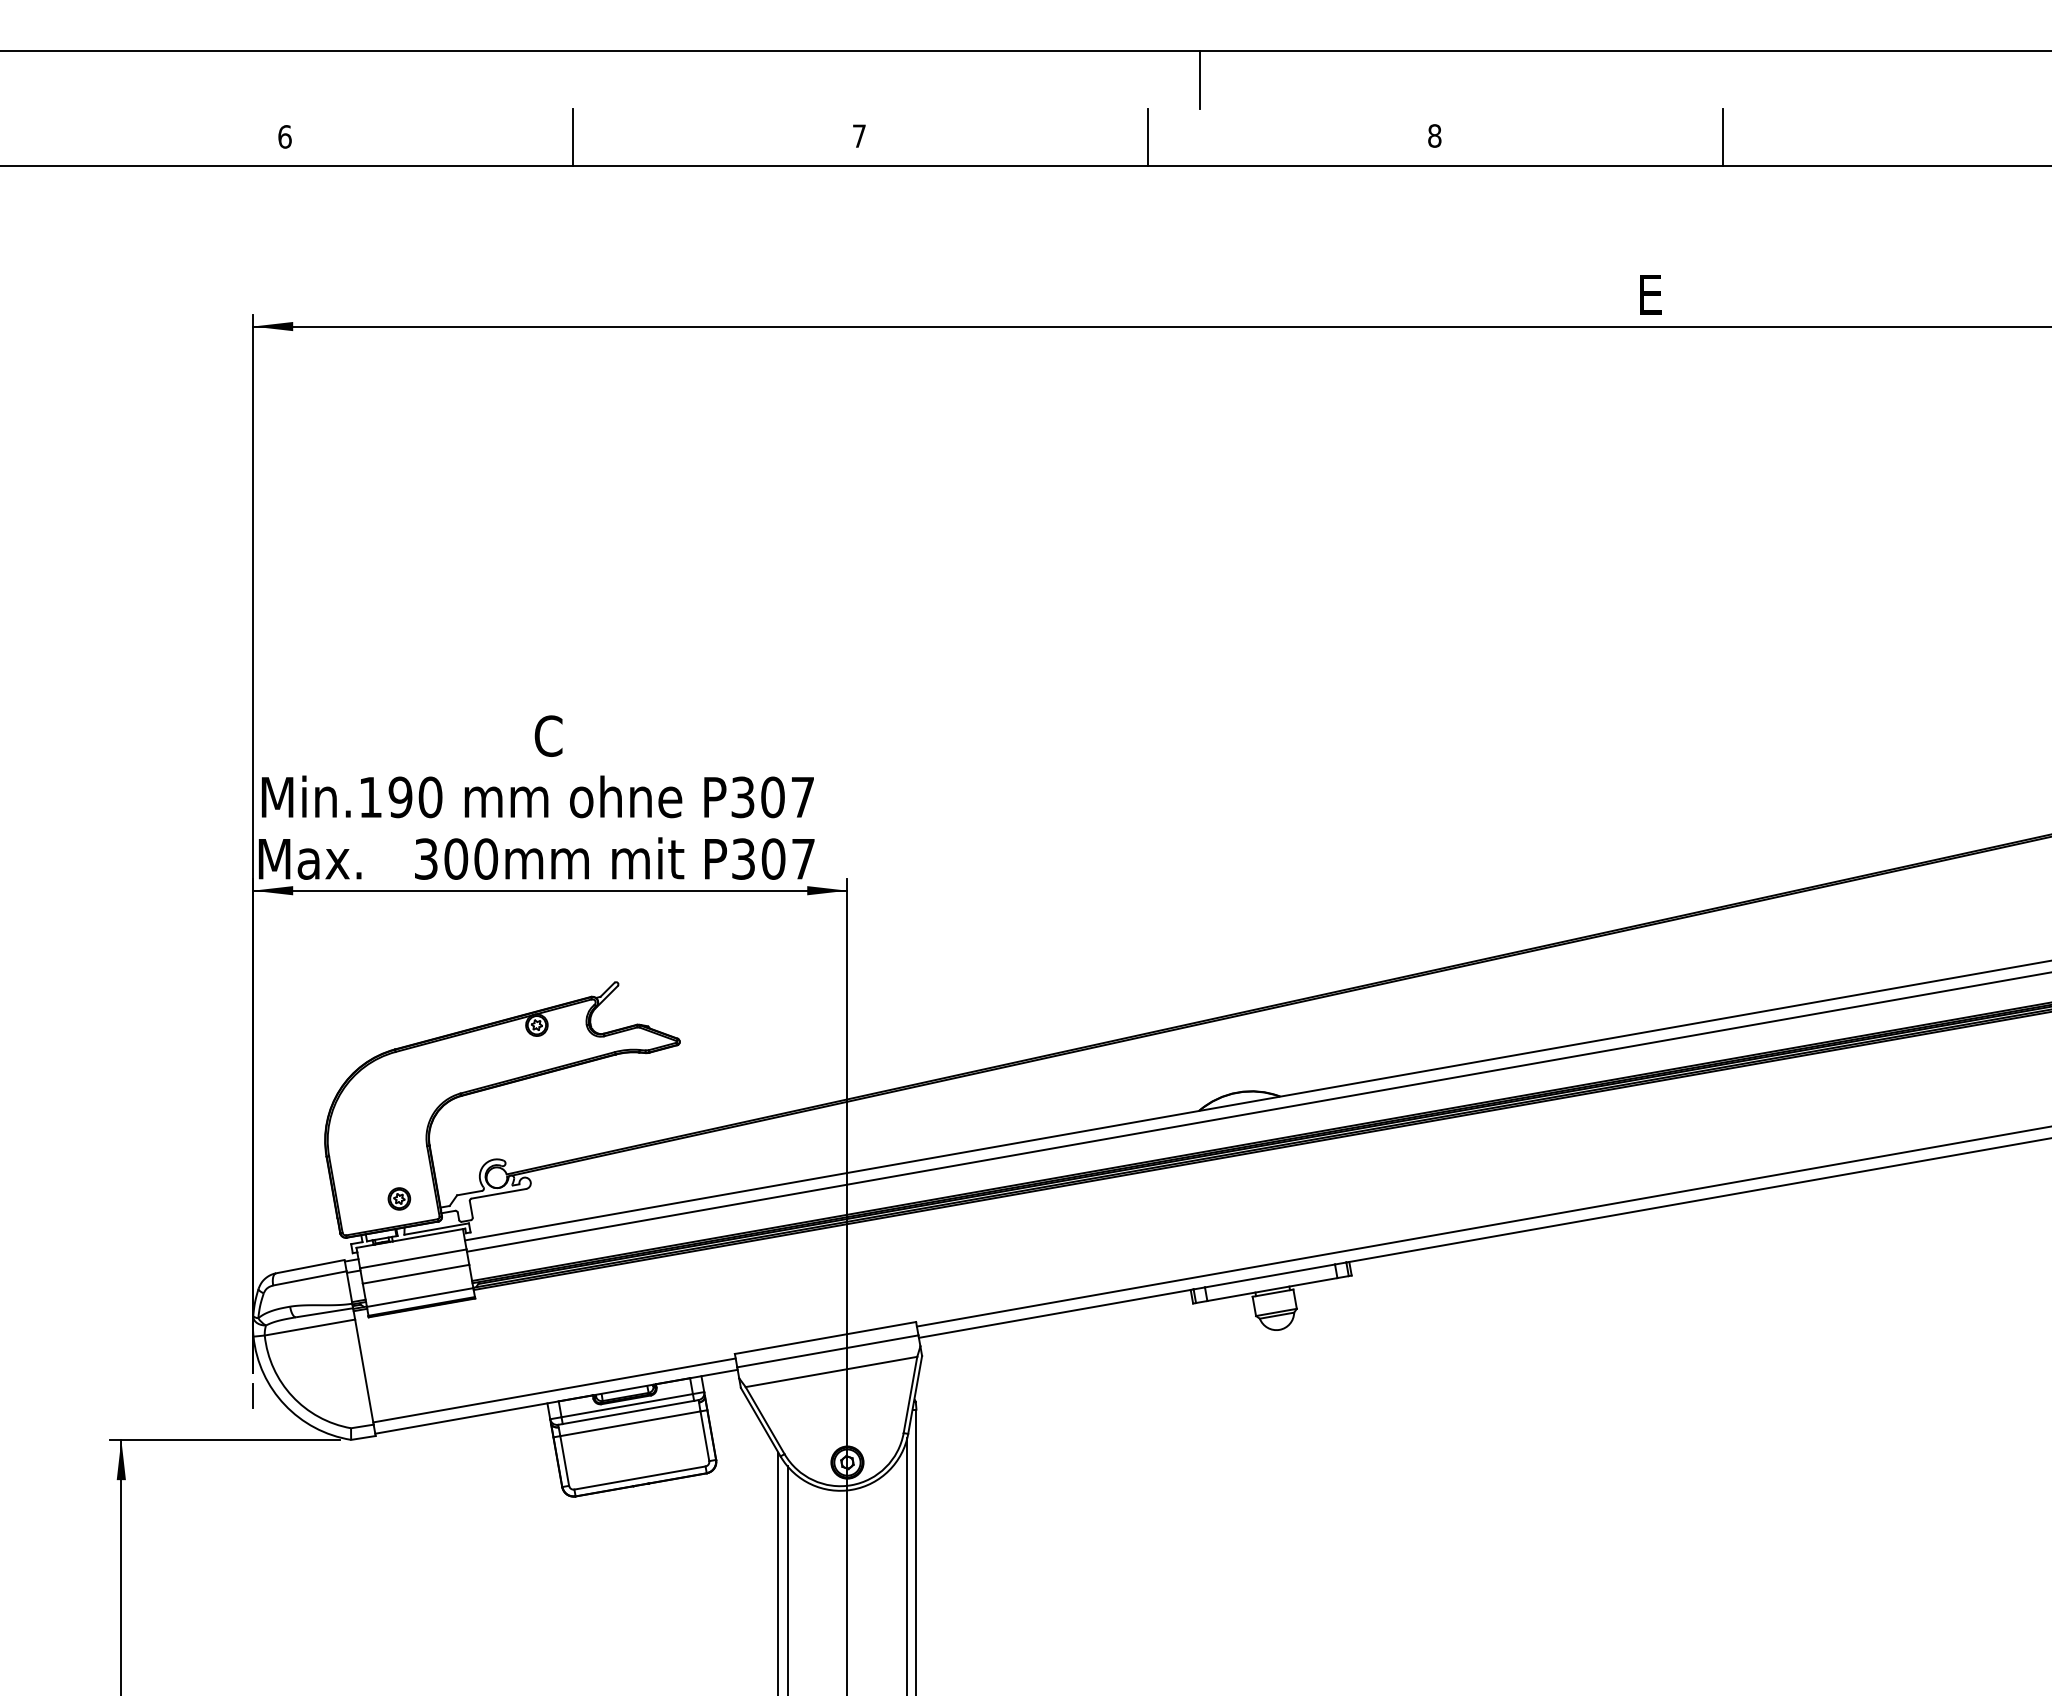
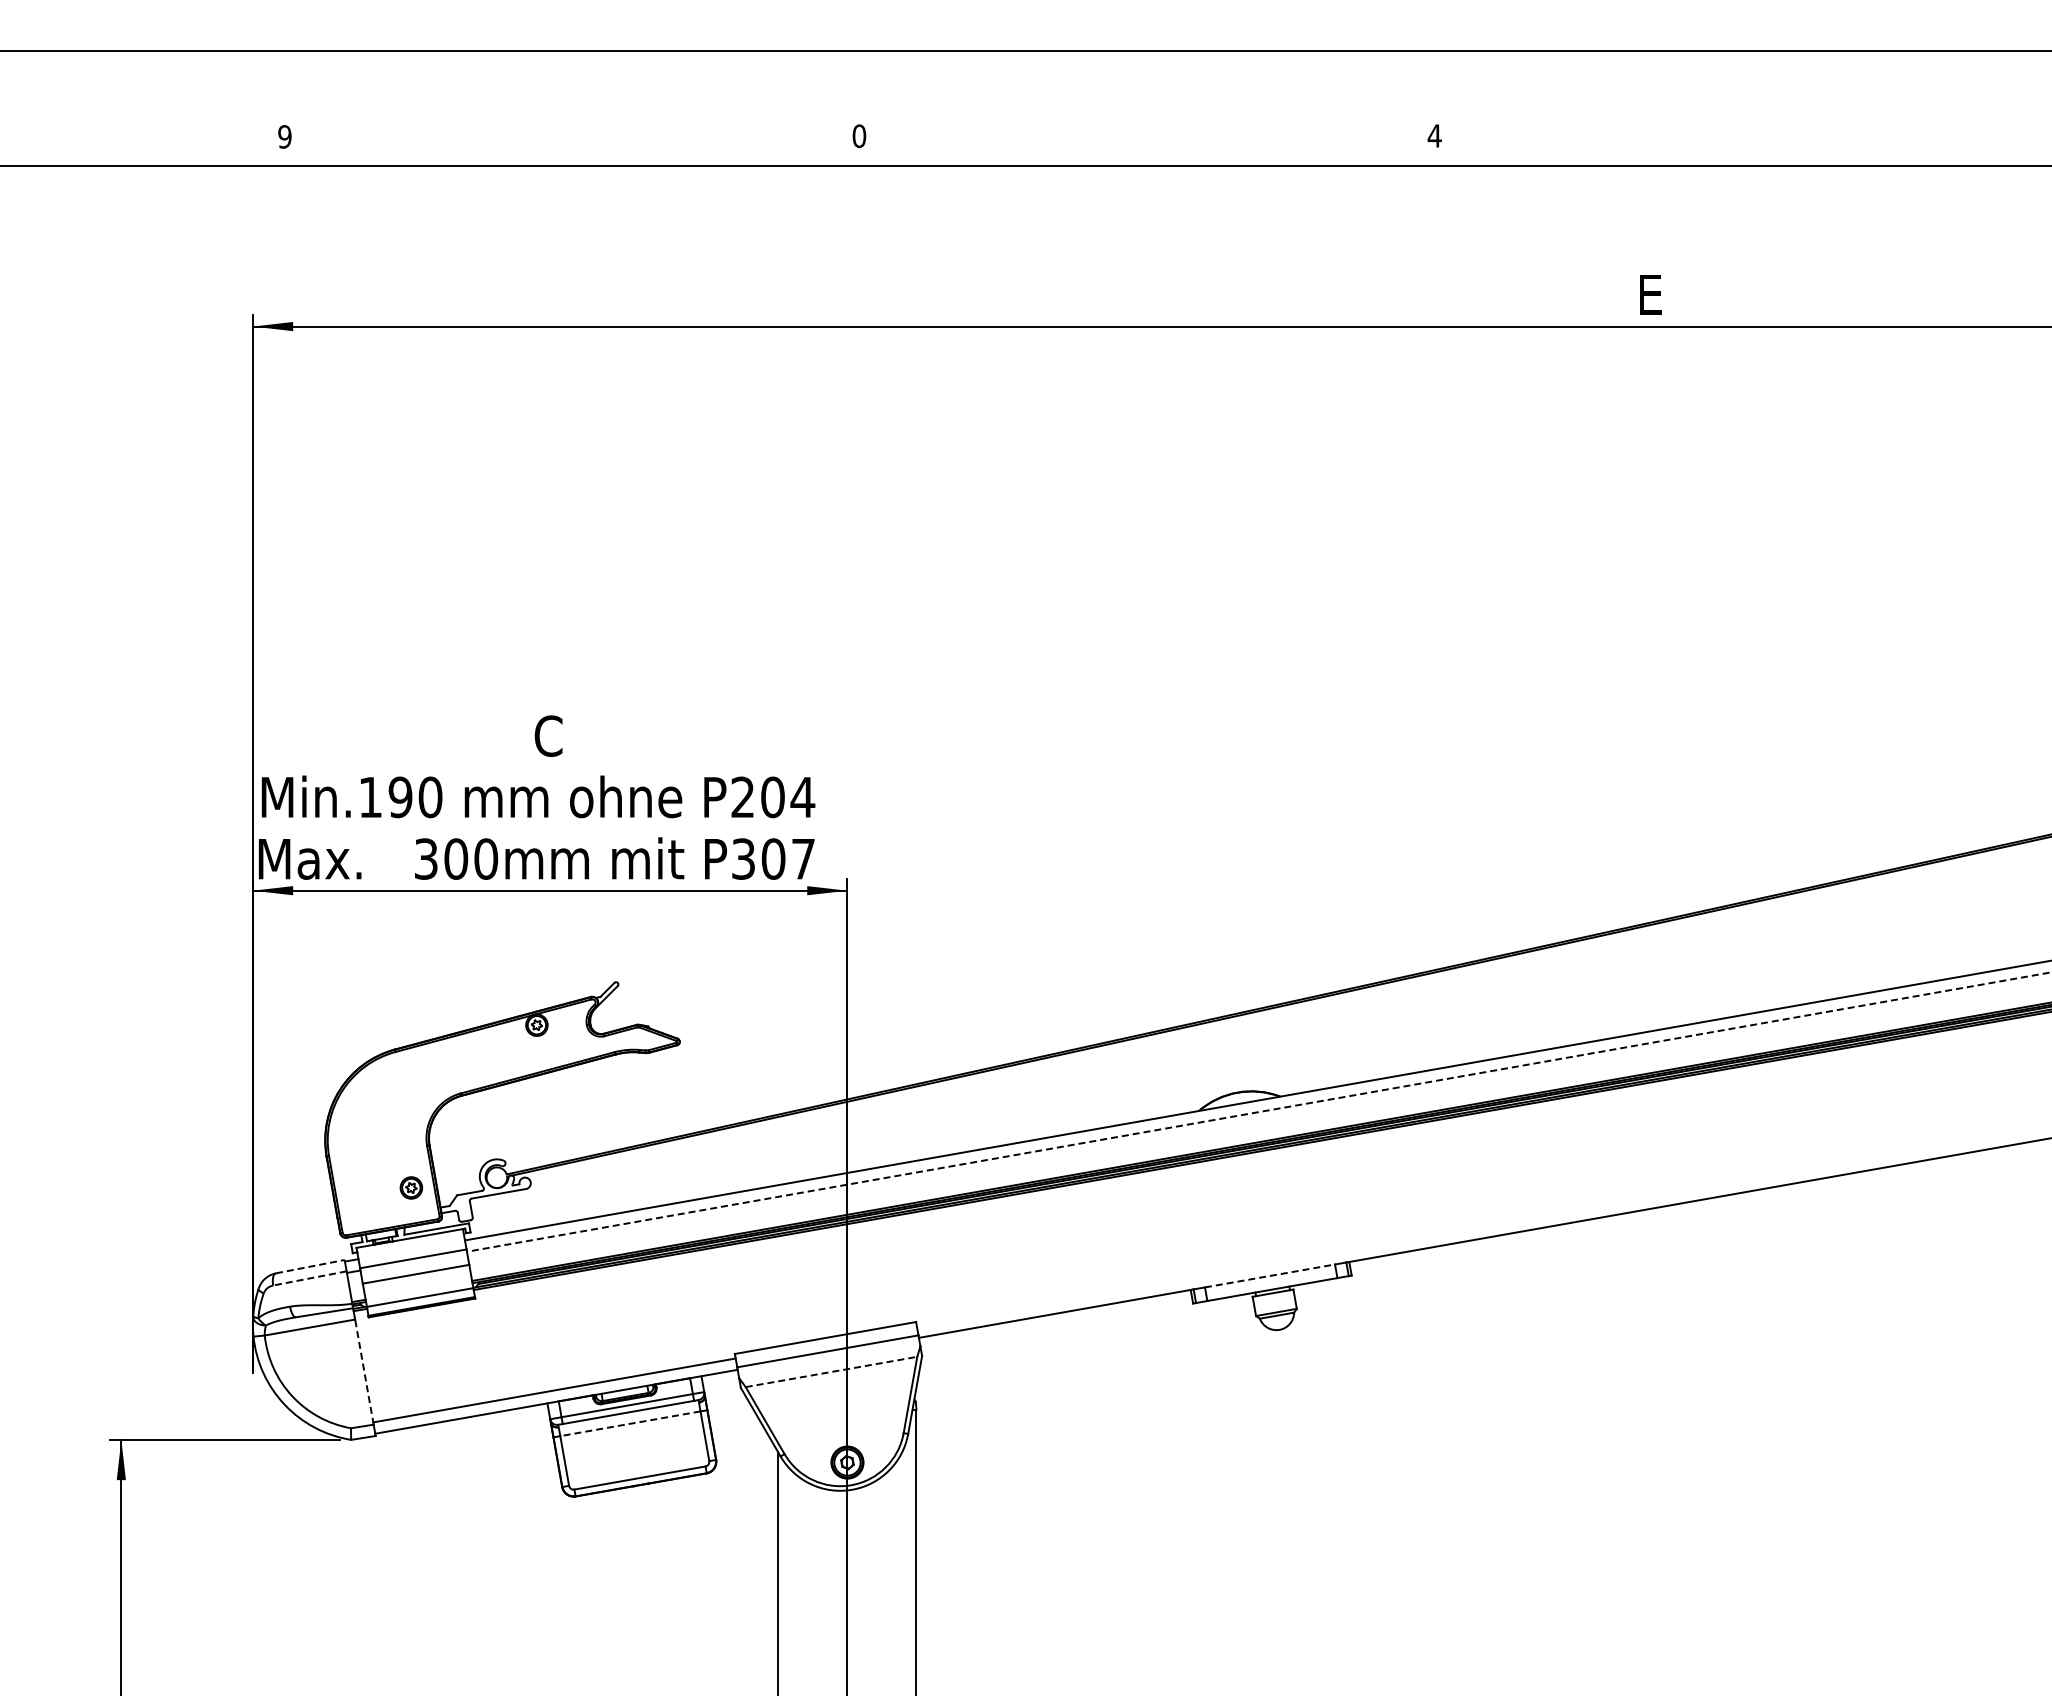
line: present -> none (1199, 79)
text: 8 -> 4 (1434, 135)
text: 6 -> 9 (284, 136)
text: 7 -> 0 (859, 136)
line: present -> none (573, 137)
line: present -> none (1148, 137)
line: present -> none (1723, 137)
text: P307 -> P204 (773, 797)
line: solid -> dashed (1258, 1112)
part position: (399, 1198) -> (411, 1187) (411, 1187)
line: present -> none (1482, 1226)
line: solid -> dashed (310, 1266)
line: solid -> dashed (1270, 1275)
line: solid -> dashed (309, 1278)
line: solid -> dashed (364, 1371)
line: solid -> dashed (831, 1371)
line: present -> none (252, 1395)
line: solid -> dashed (629, 1423)
line: present -> none (907, 1565)
line: present -> none (787, 1579)
